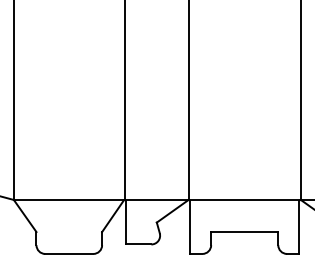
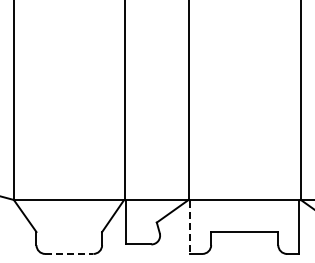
line: solid -> dashed (190, 228)
line: solid -> dashed (69, 253)
